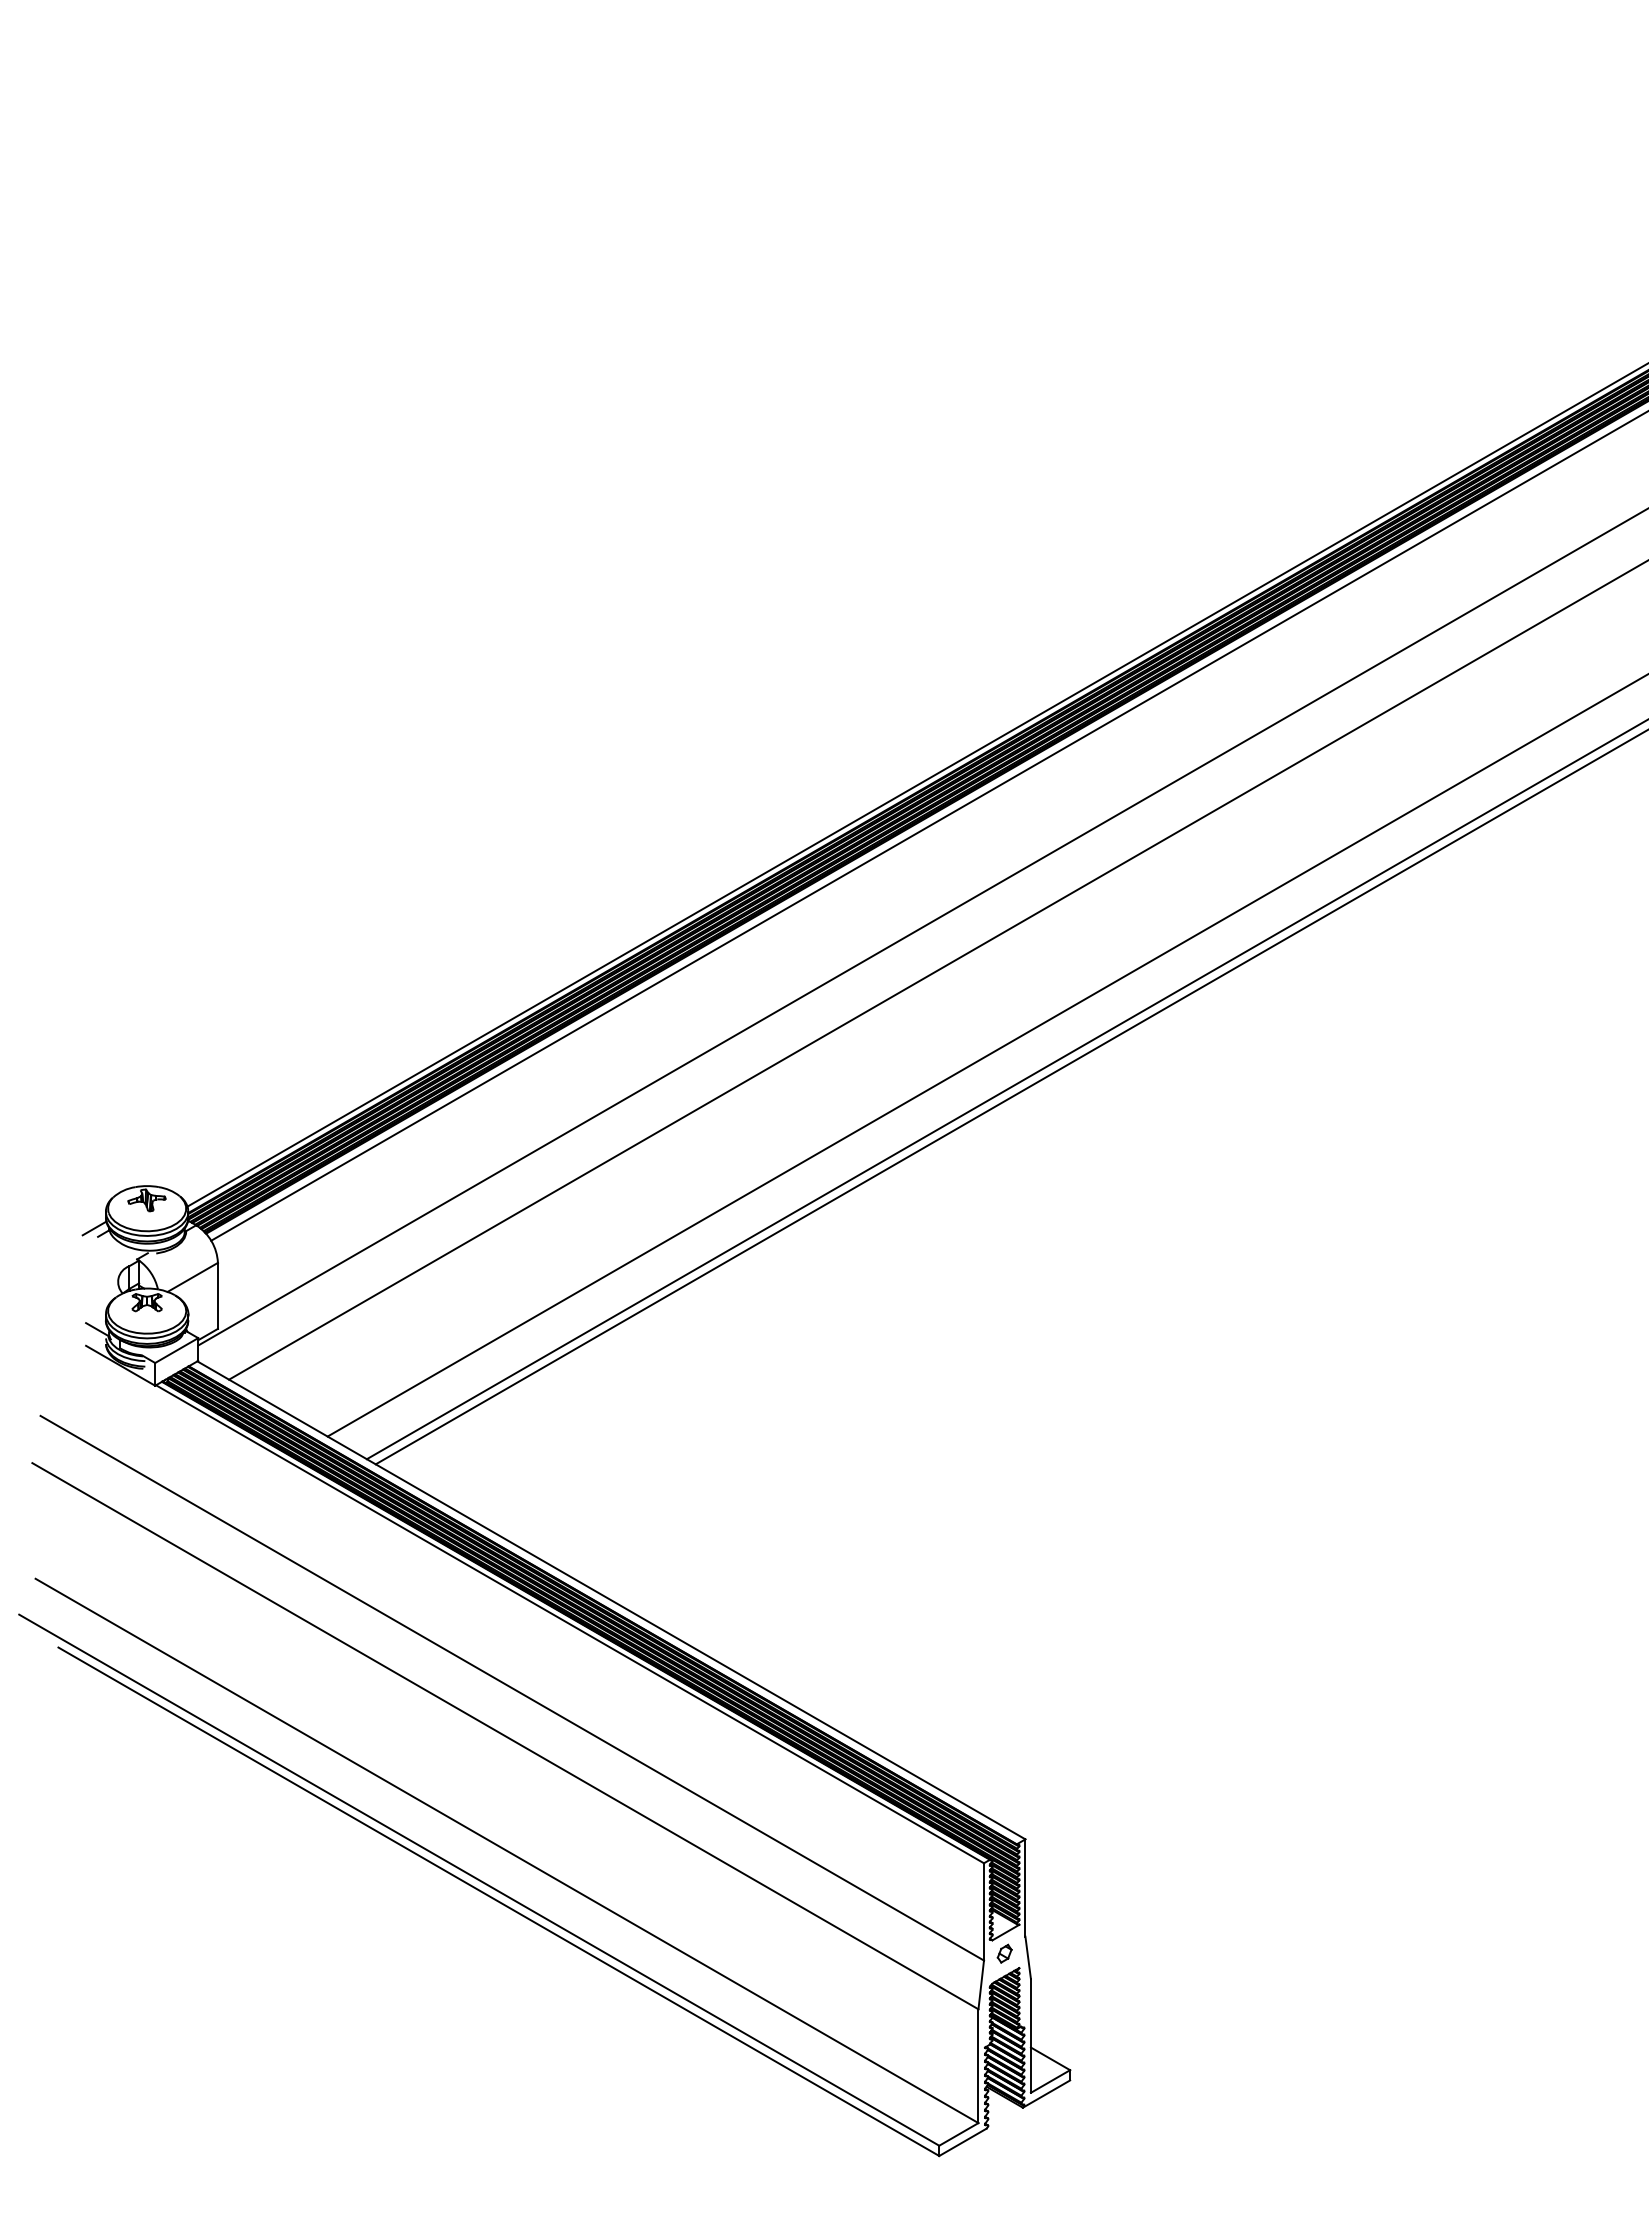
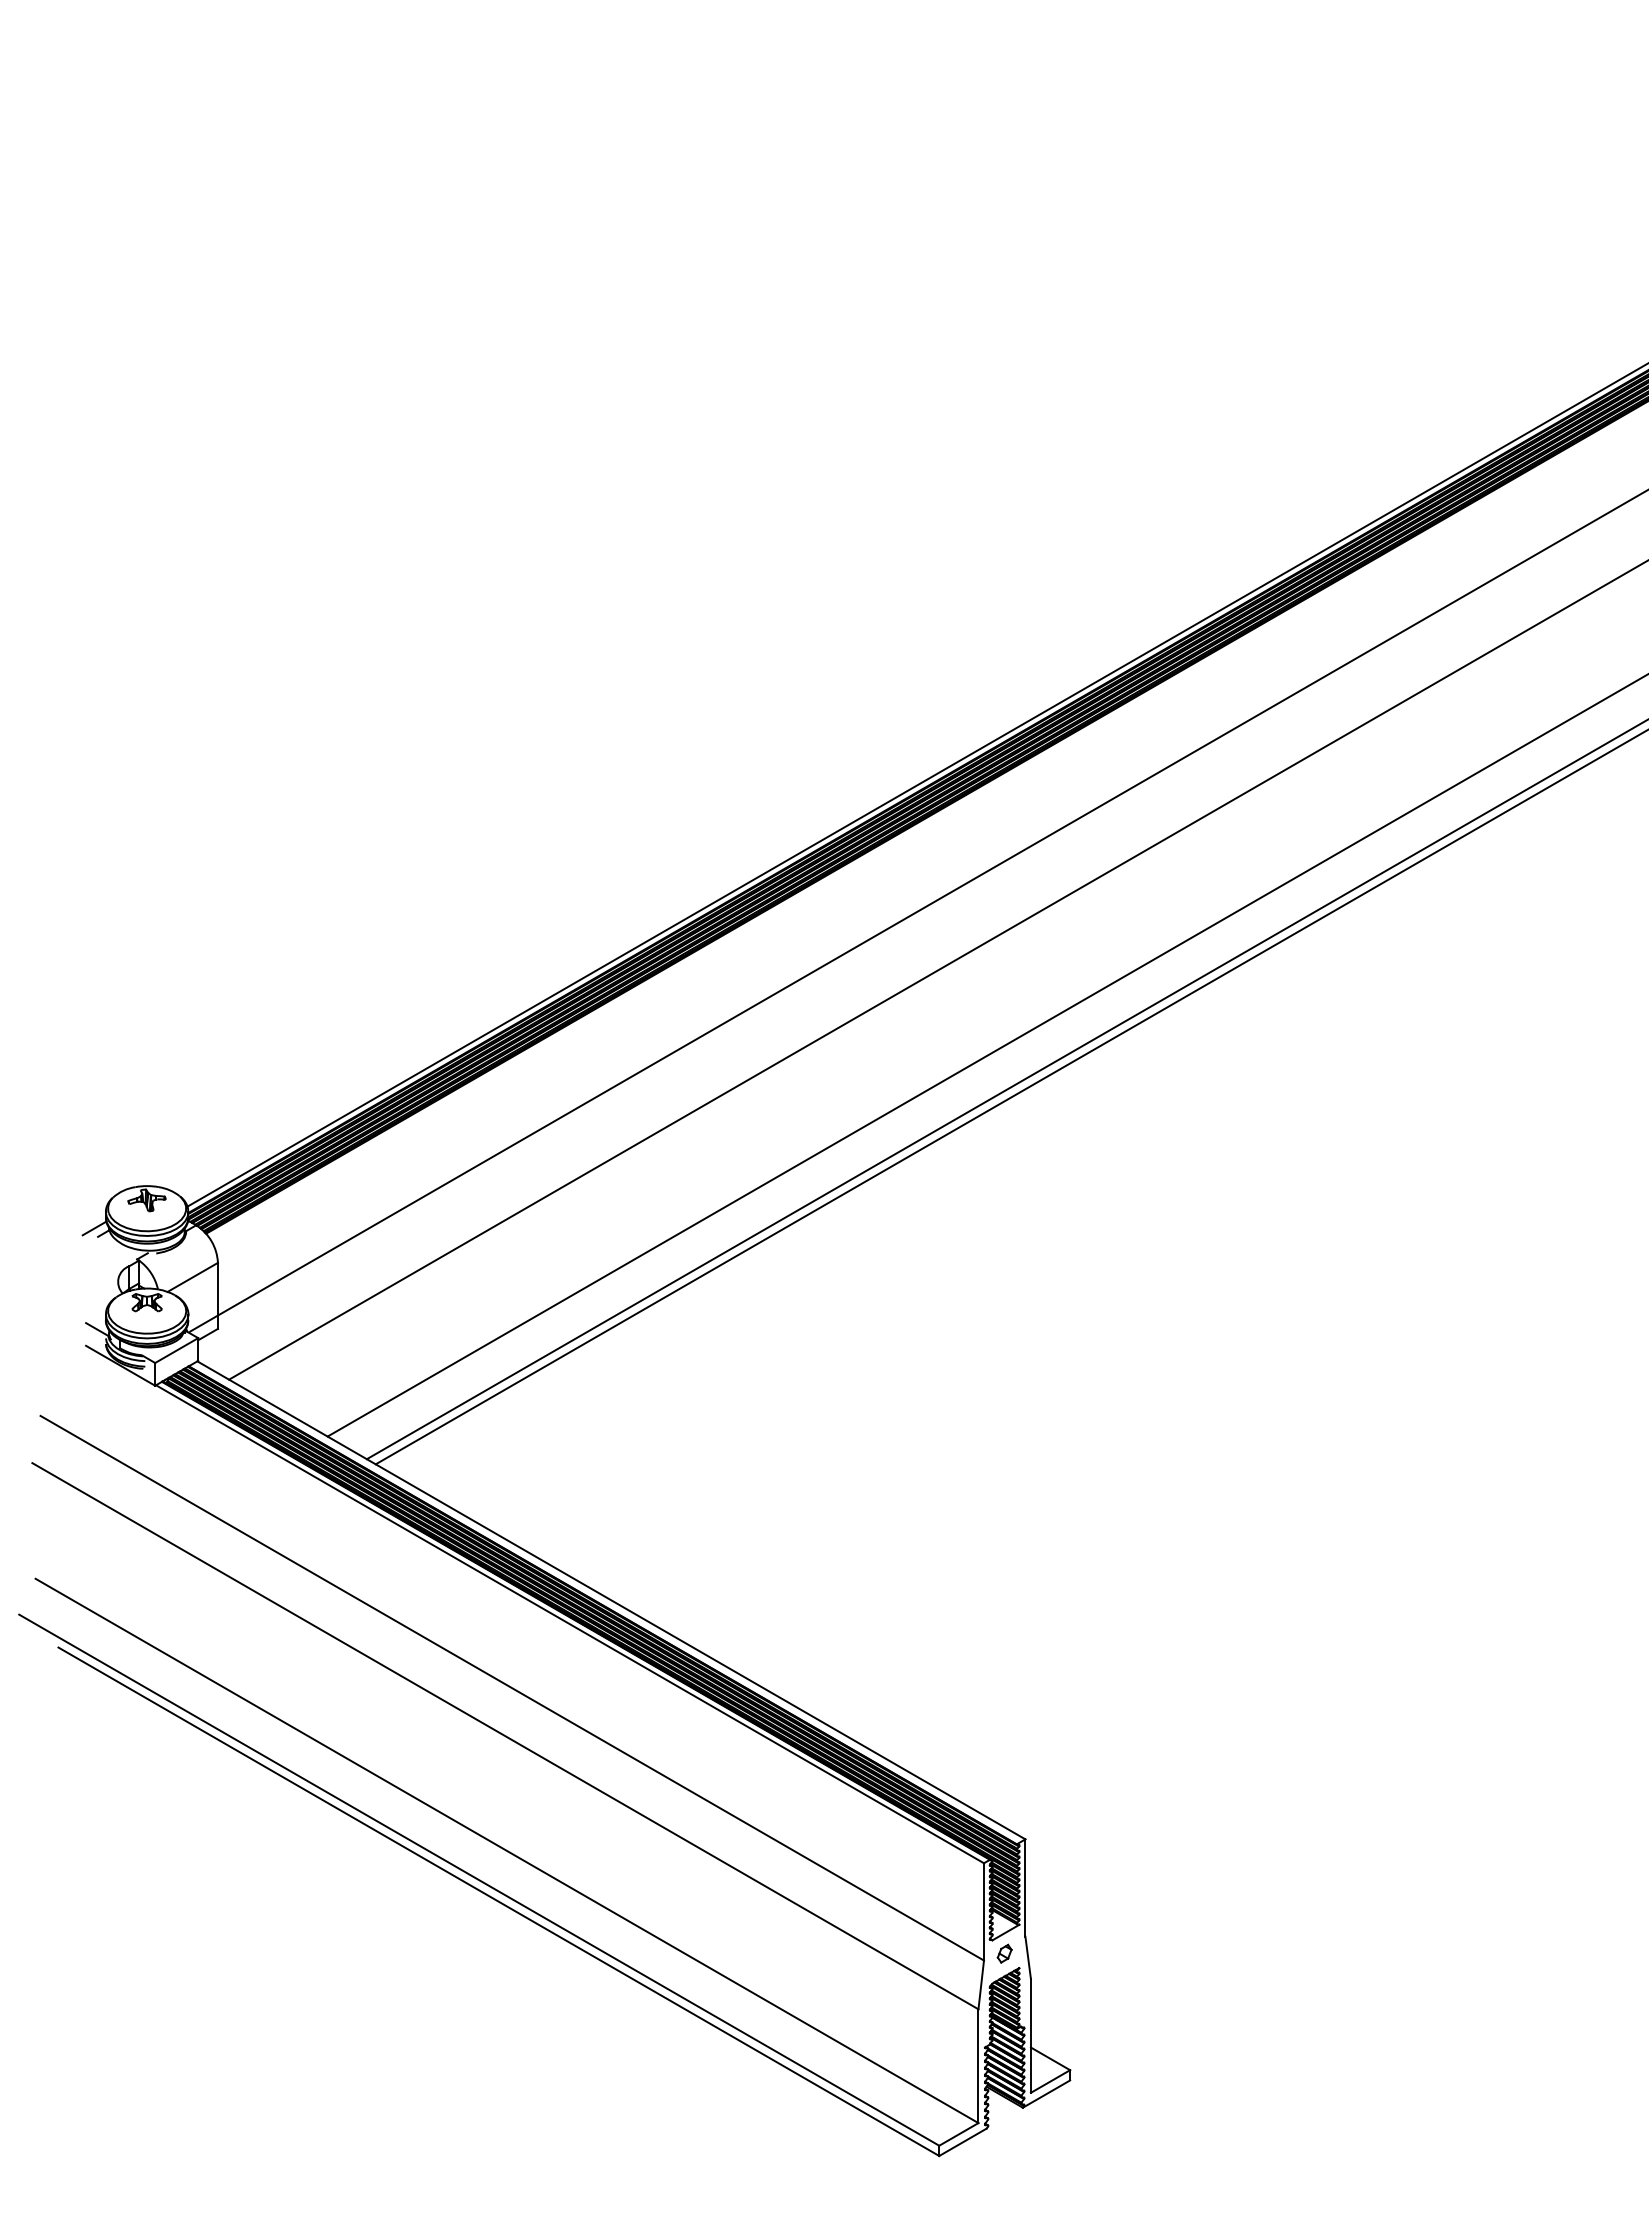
line: present -> none (928, 826)
line position: (921, 927) -> (917, 911) (917, 911)
